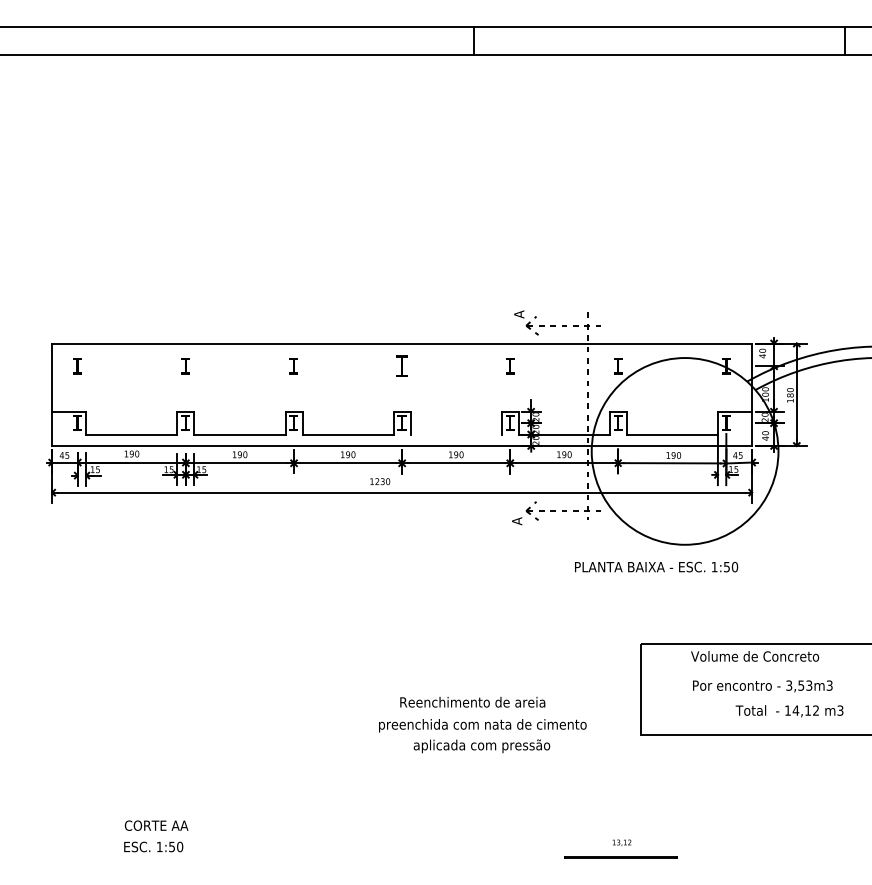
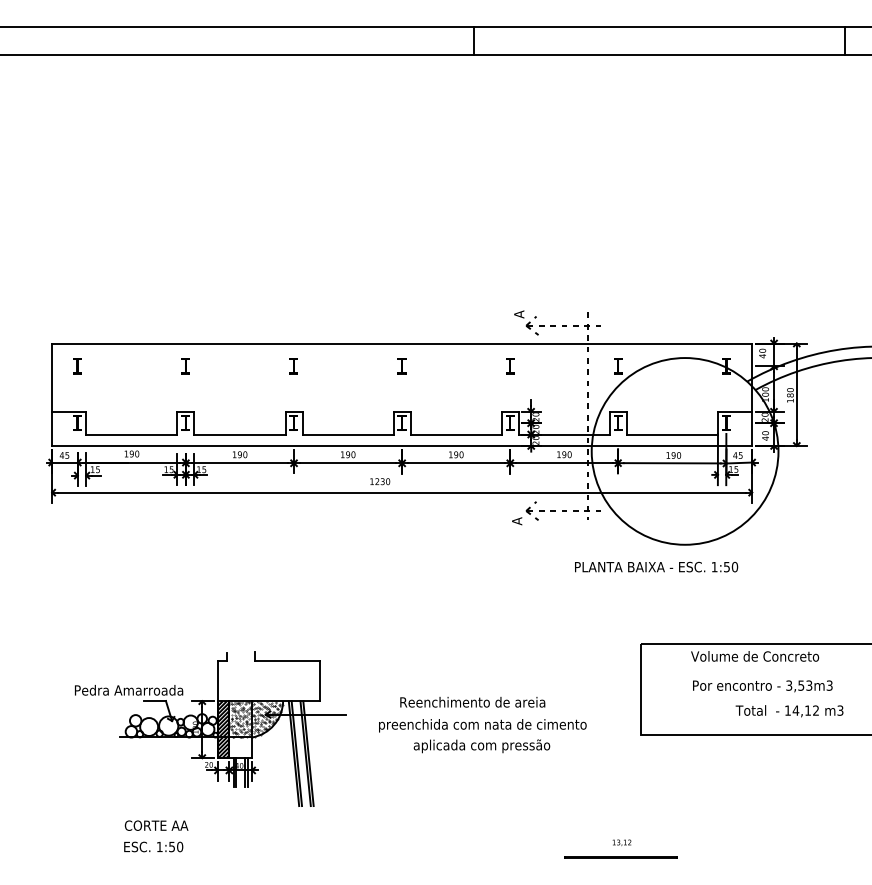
part size: 12x22 px -> 10x17 px (401, 366)
line: none -> present (455, 434)
part: none -> present (210, 728)
